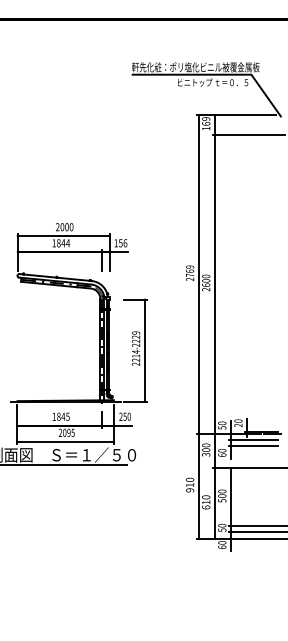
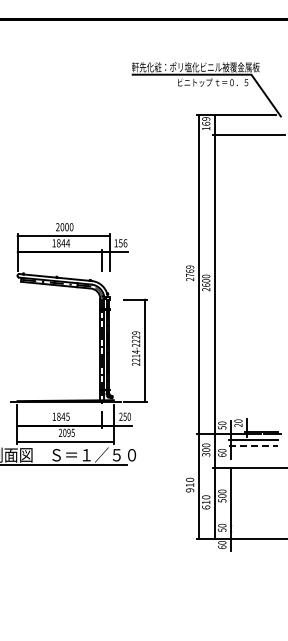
line: solid -> dashed (253, 446)
line: present -> none (256, 525)
line: present -> none (256, 531)
